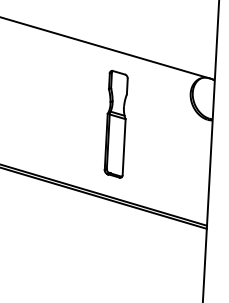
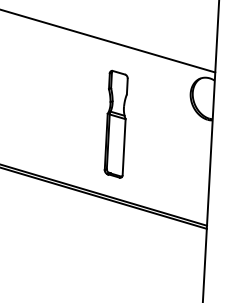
line position: (107, 48) -> (108, 41) (108, 41)
